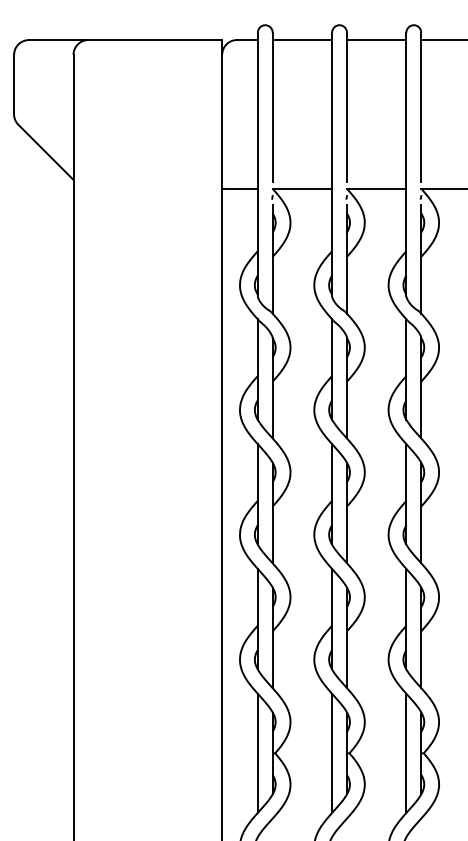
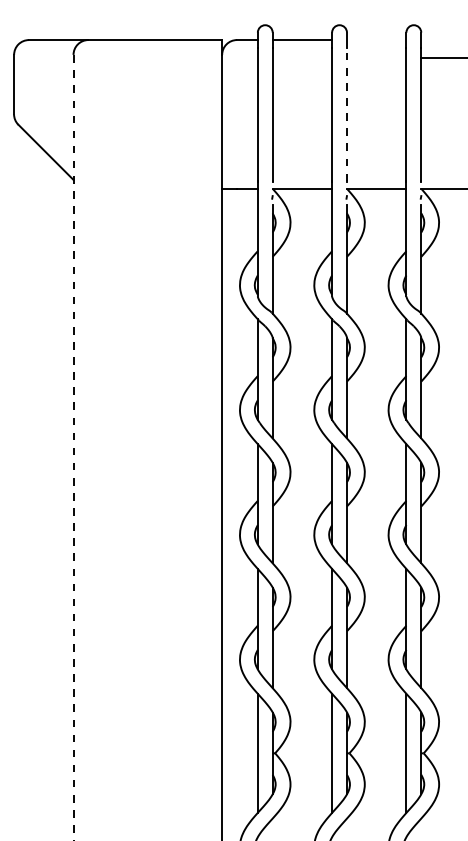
line: present -> none (376, 40)
line position: (442, 40) -> (442, 58) (442, 58)
line: solid -> dashed (346, 114)
line: solid -> dashed (73, 447)
